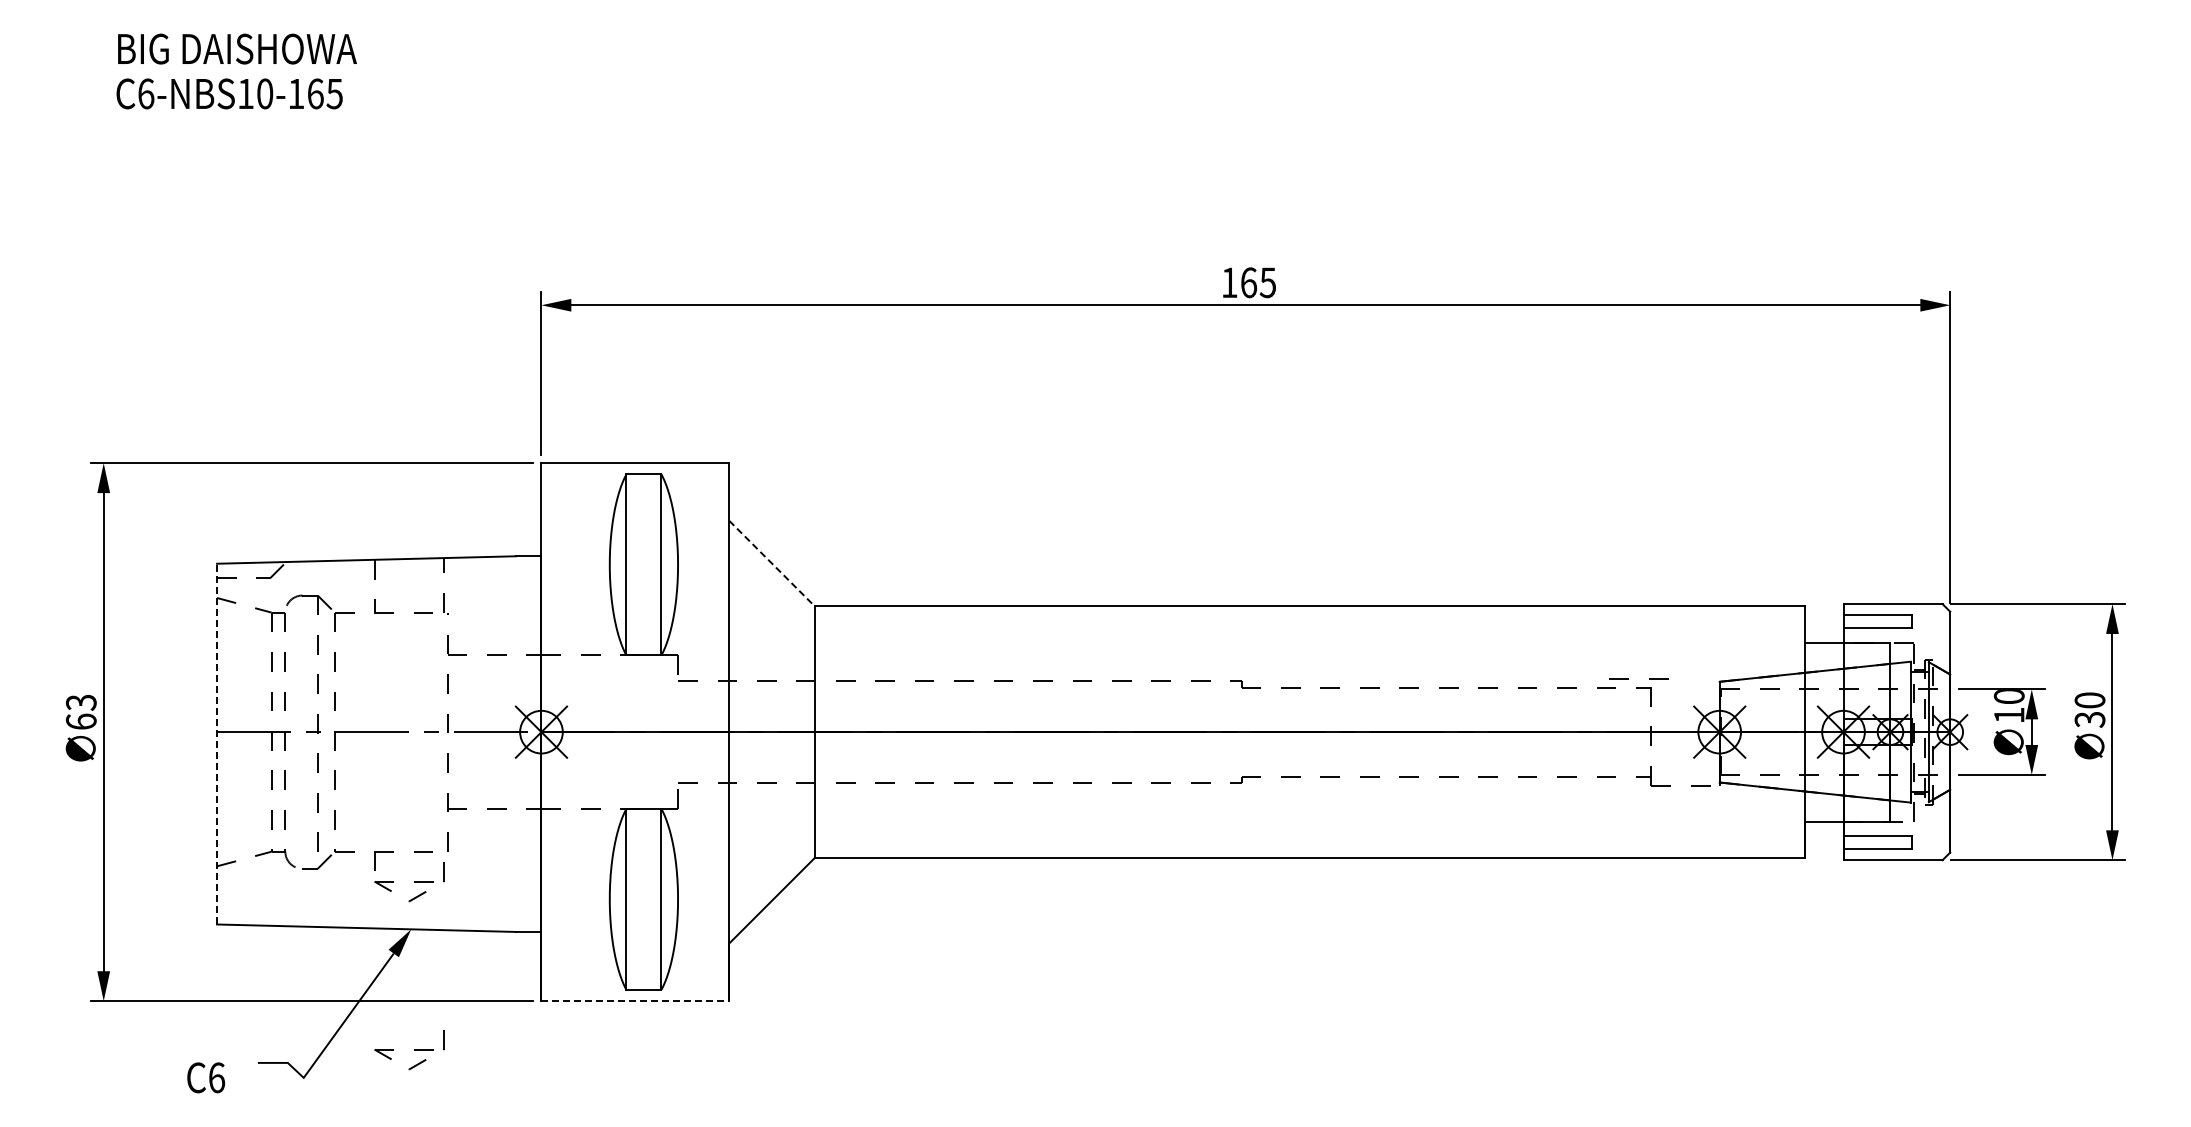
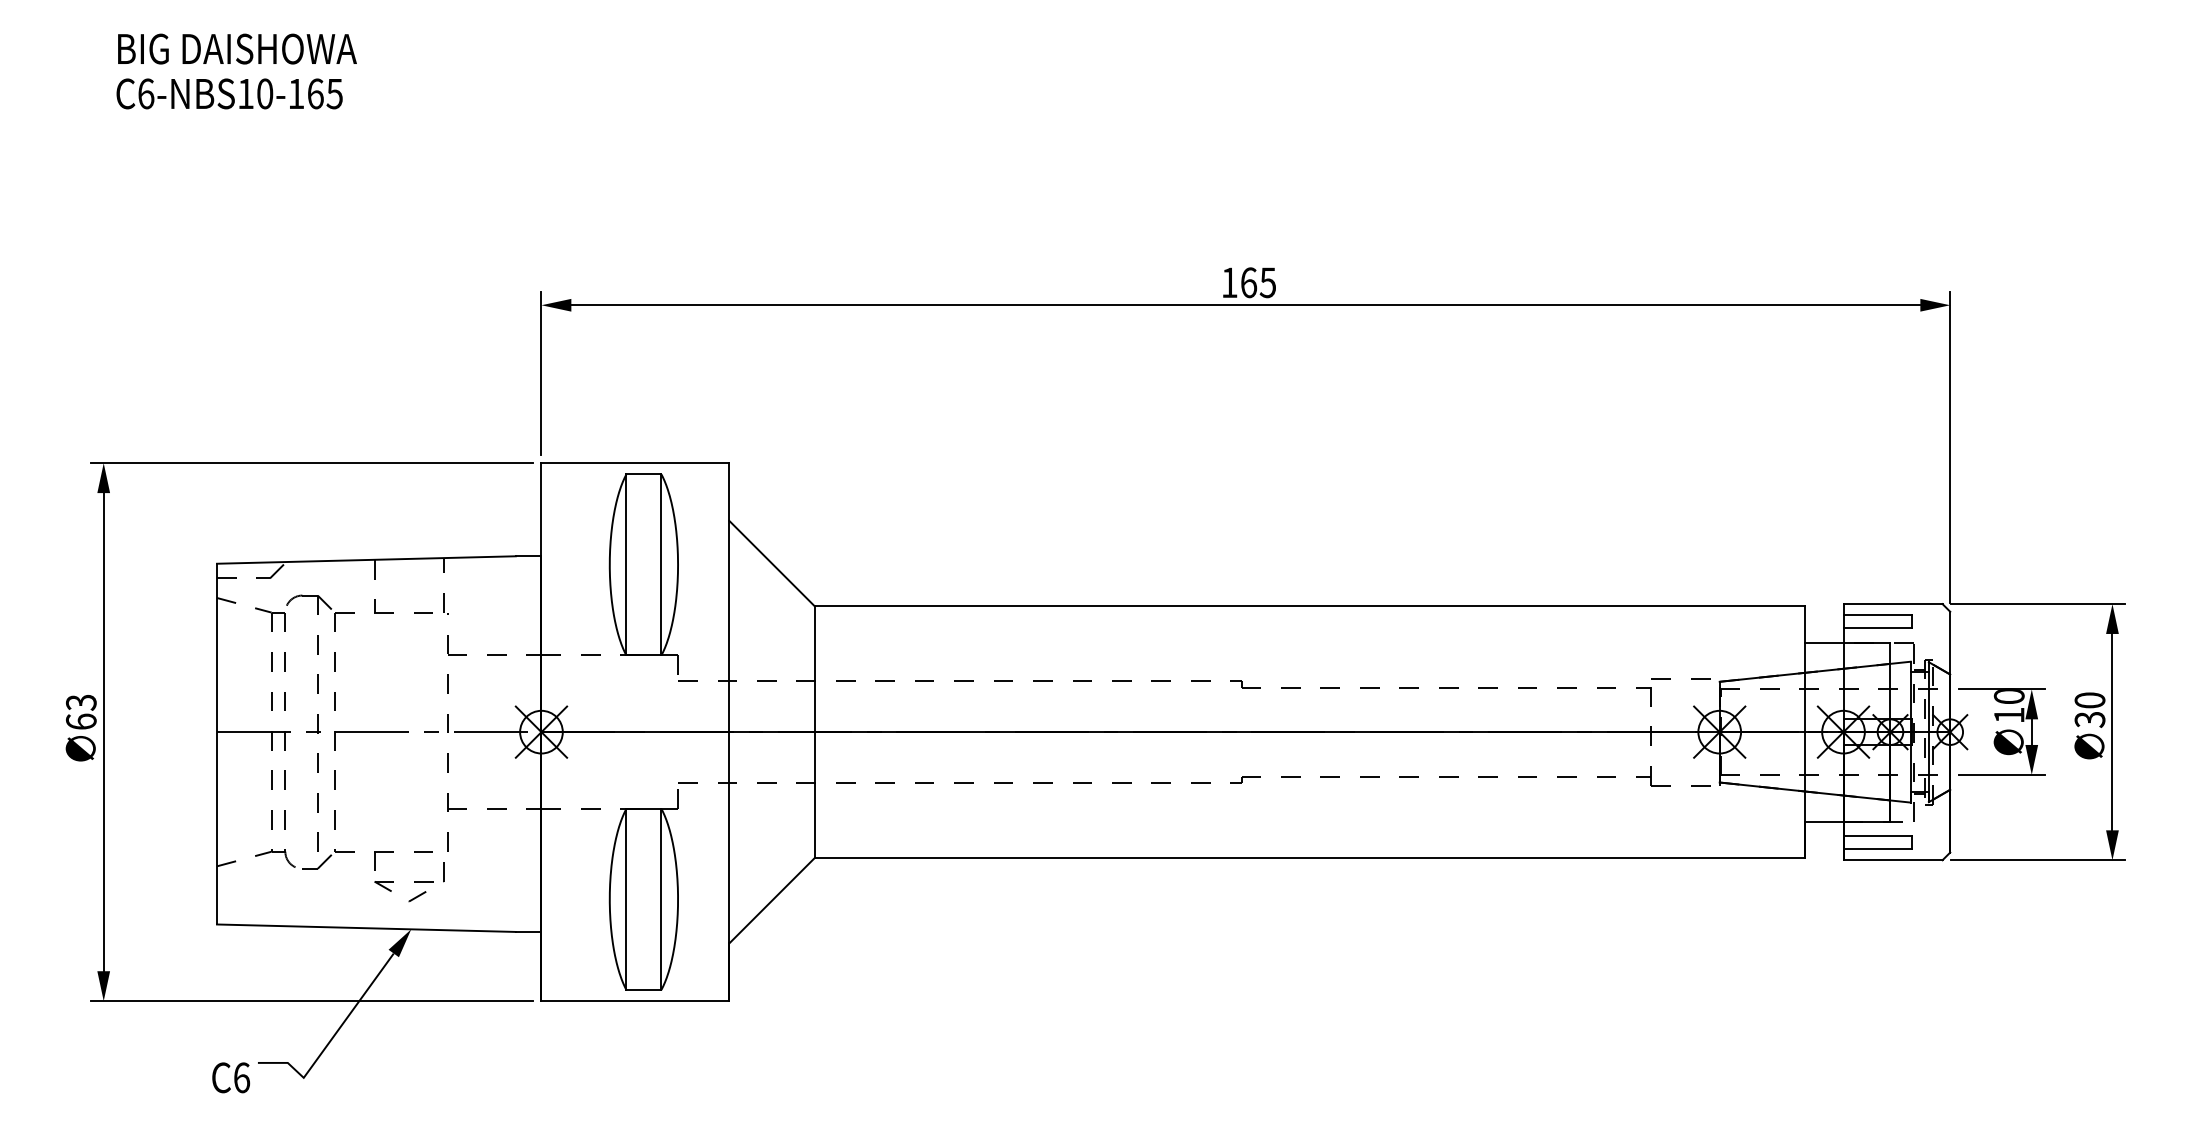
line: dashed -> solid (772, 563)
line position: (1628, 678) -> (1670, 678) (1670, 678)
line: dashed -> solid (217, 743)
line: dashed -> solid (635, 1001)
part: present -> none (409, 1050)
text position: (206, 1077) -> (231, 1077) (231, 1077)
